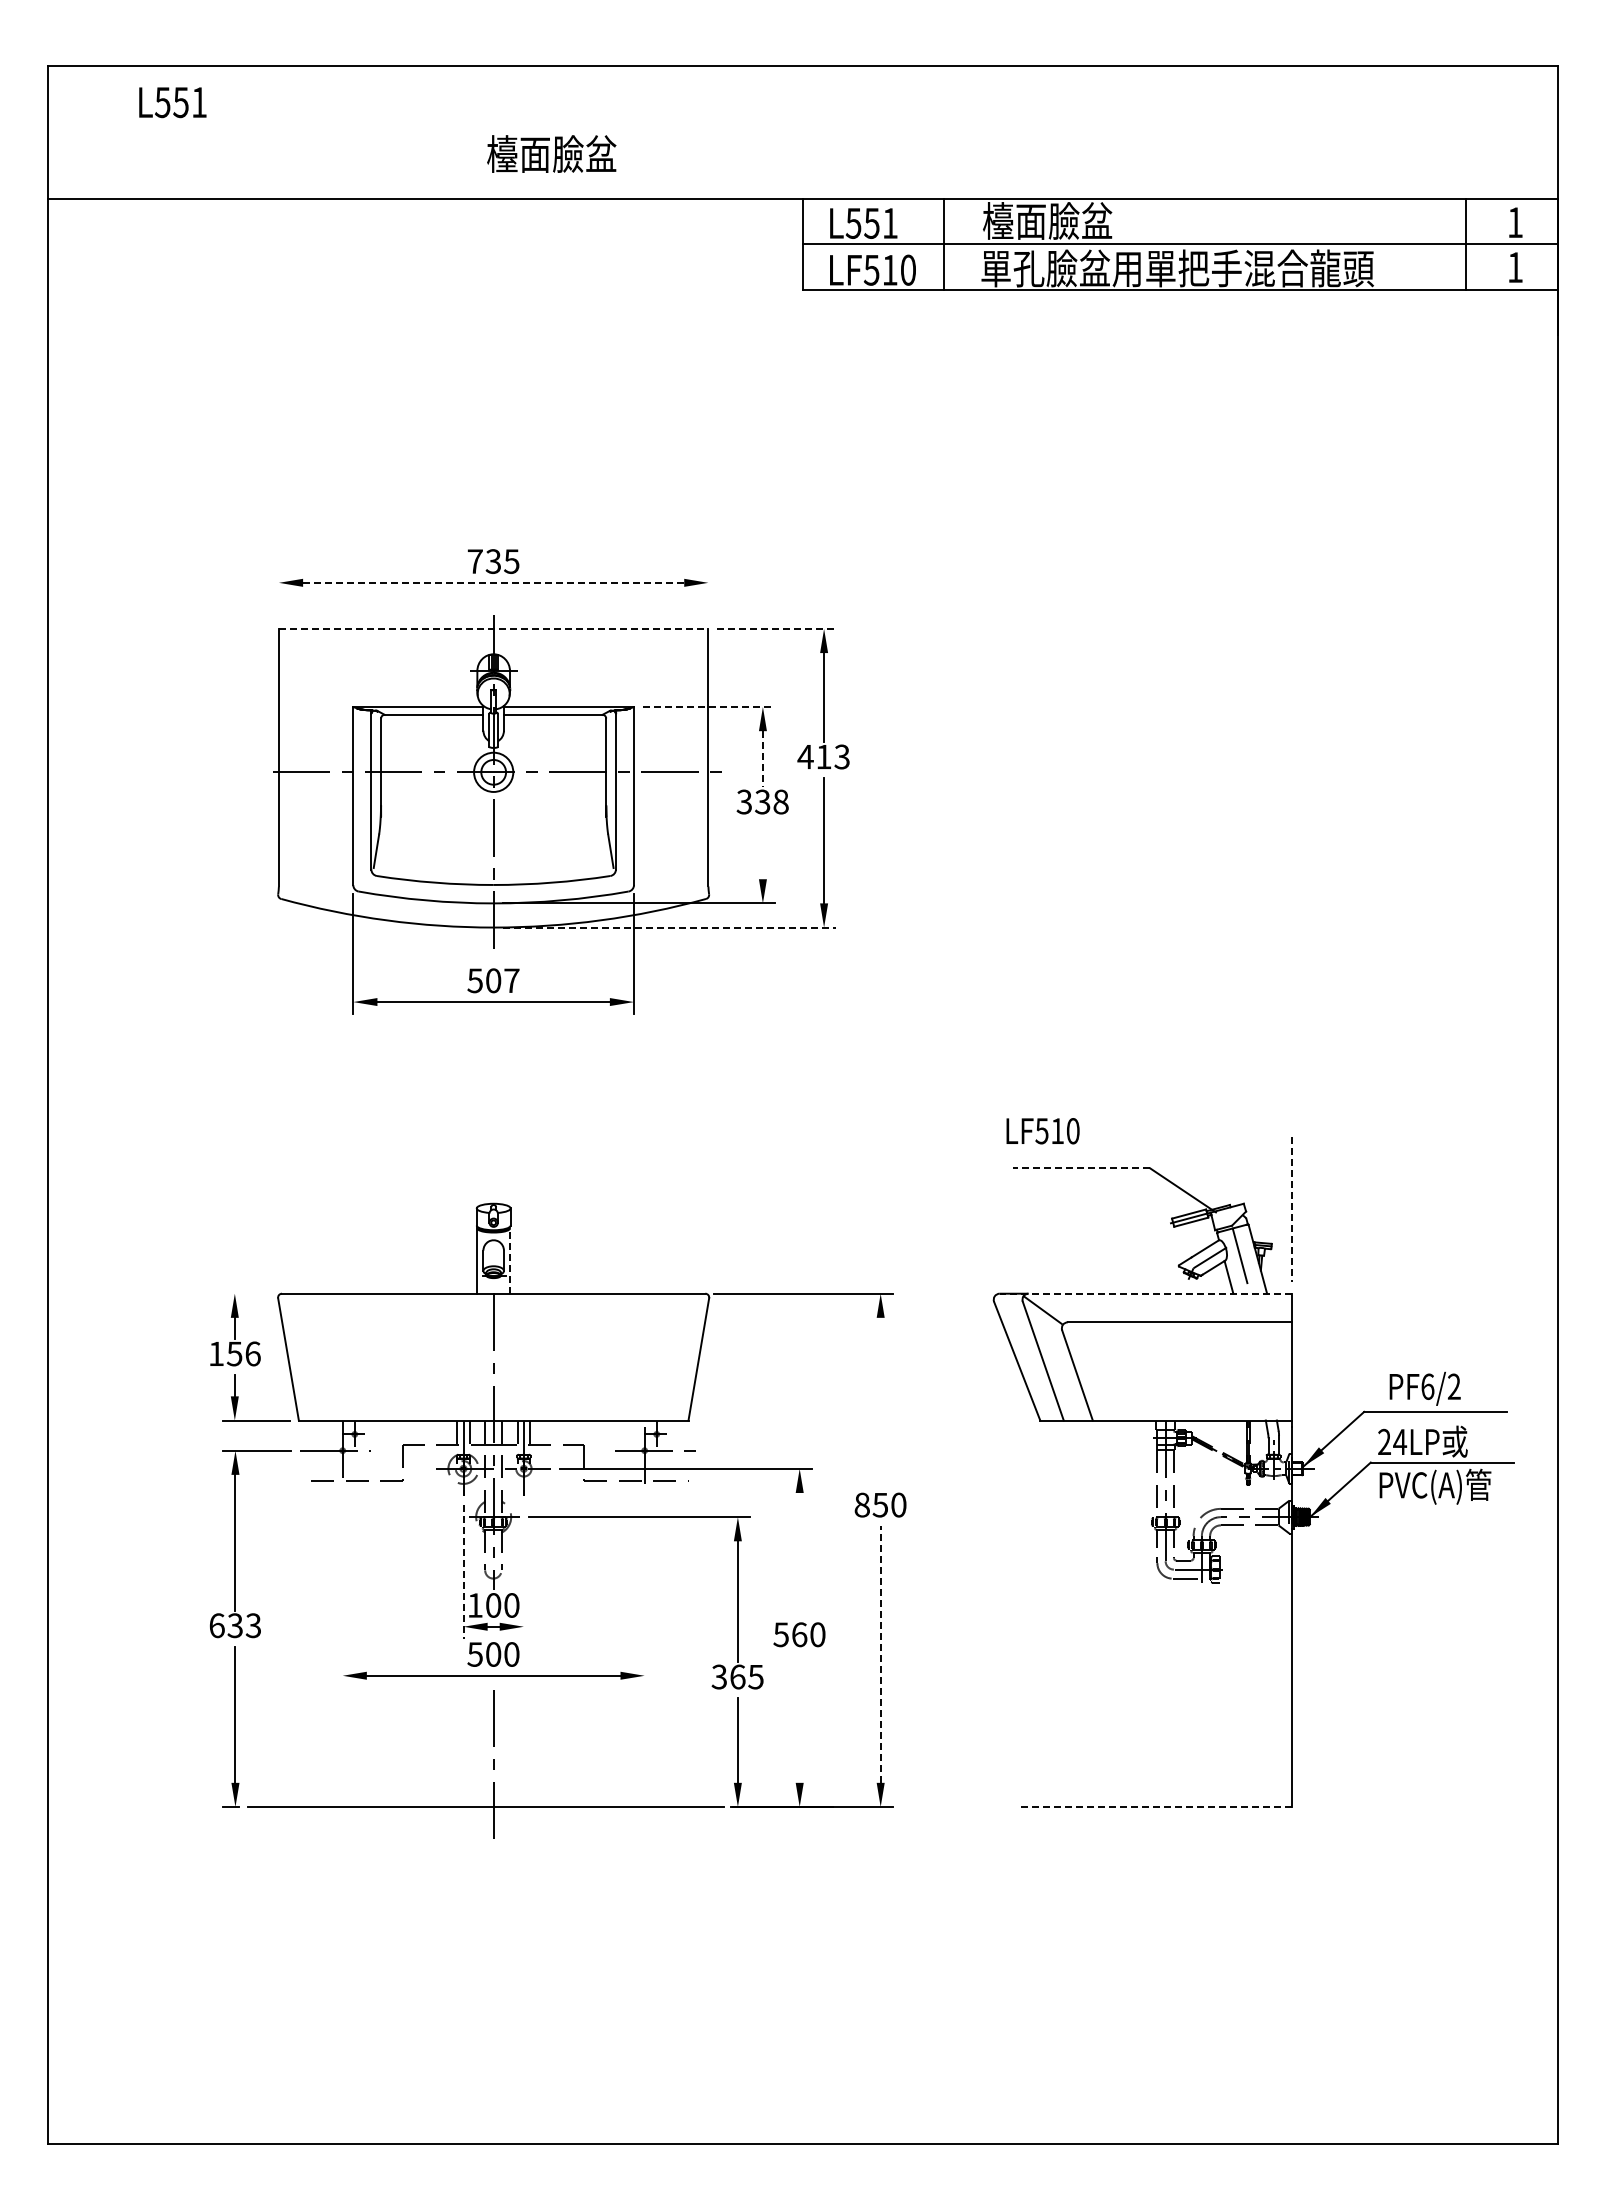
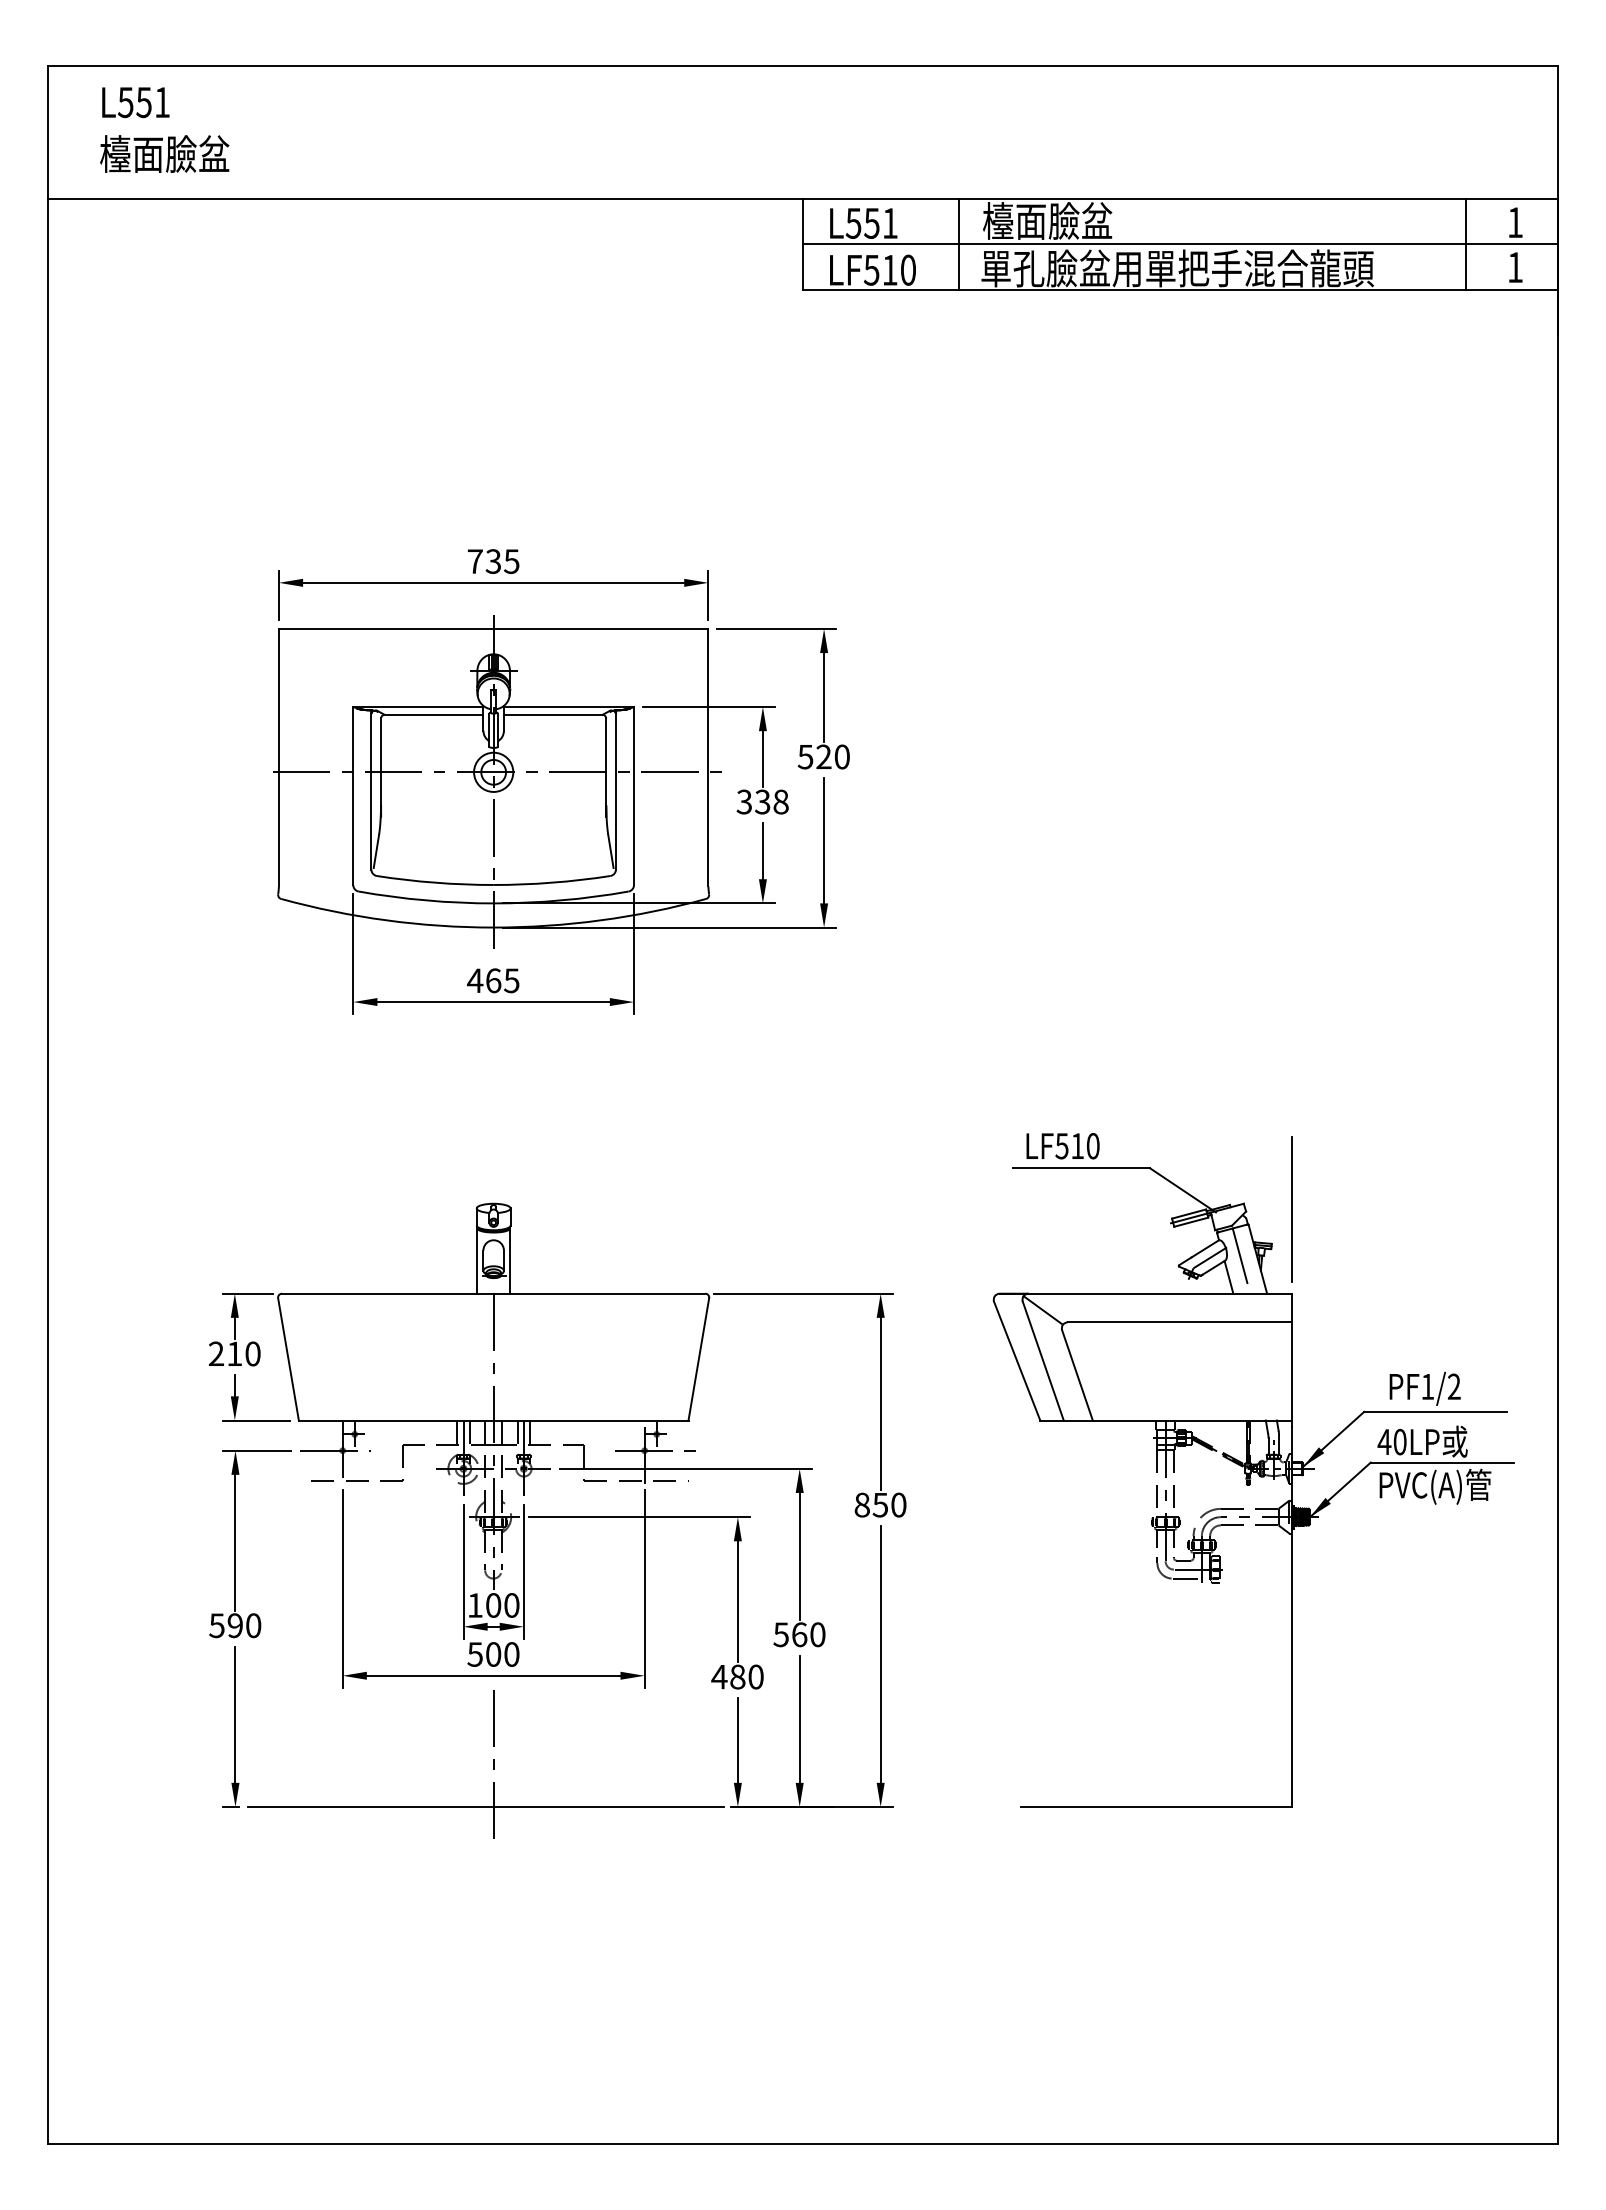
text position: (172, 102) -> (135, 102) (135, 102)
text position: (551, 153) -> (164, 153) (164, 153)
line position: (944, 244) -> (959, 244) (959, 244)
line: dashed -> solid (493, 582)
line: none -> present (278, 594)
line: none -> present (708, 594)
line: dashed -> solid (493, 628)
line: dashed -> solid (777, 628)
line: dashed -> solid (709, 707)
text: 413 -> 520 (823, 756)
line: dashed -> solid (762, 759)
line: none -> present (762, 851)
line: dashed -> solid (669, 927)
text: 507 -> 465 (493, 980)
text position: (1042, 1131) -> (1062, 1146) (1062, 1146)
line: dashed -> solid (1081, 1168)
line: dashed -> solid (1292, 1209)
line: dashed -> solid (510, 1261)
line: none -> present (247, 1293)
line: dashed -> solid (1145, 1293)
text: 156 -> 210 (234, 1353)
text: PF6/2 -> PF1/2 (1427, 1386)
line: none -> present (880, 1403)
text: 24LP -> 40LP (1392, 1441)
line: none -> present (799, 1555)
line: dashed -> solid (463, 1571)
line: none -> present (523, 1571)
line: none -> present (342, 1588)
line: none -> present (644, 1588)
text: 633 -> 590 (235, 1625)
line: dashed -> solid (880, 1654)
text: 365 -> 480 (737, 1676)
line: none -> present (799, 1719)
line: dashed -> solid (1156, 1807)
